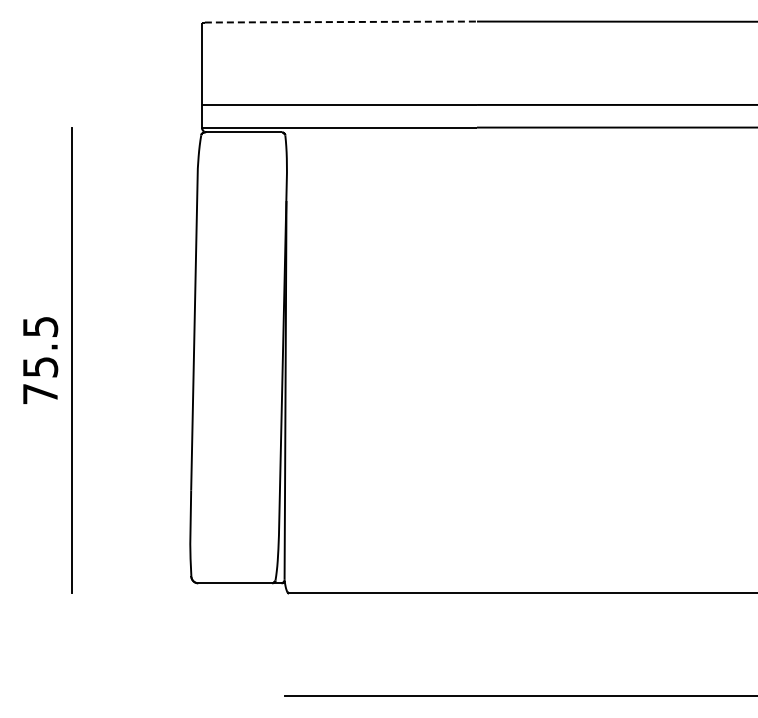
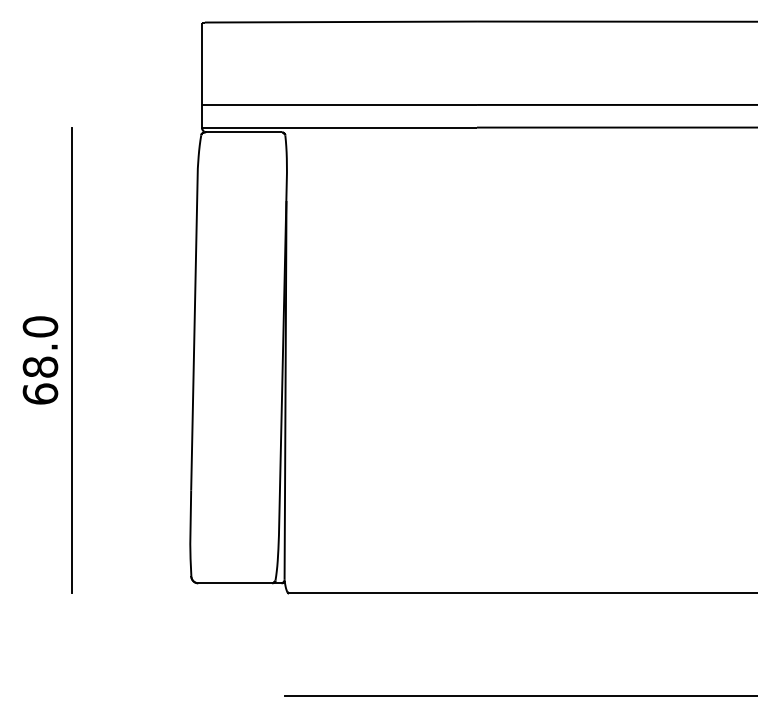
line: dashed -> solid (341, 22)
text: 75.5 -> 68.0 (40, 360)
